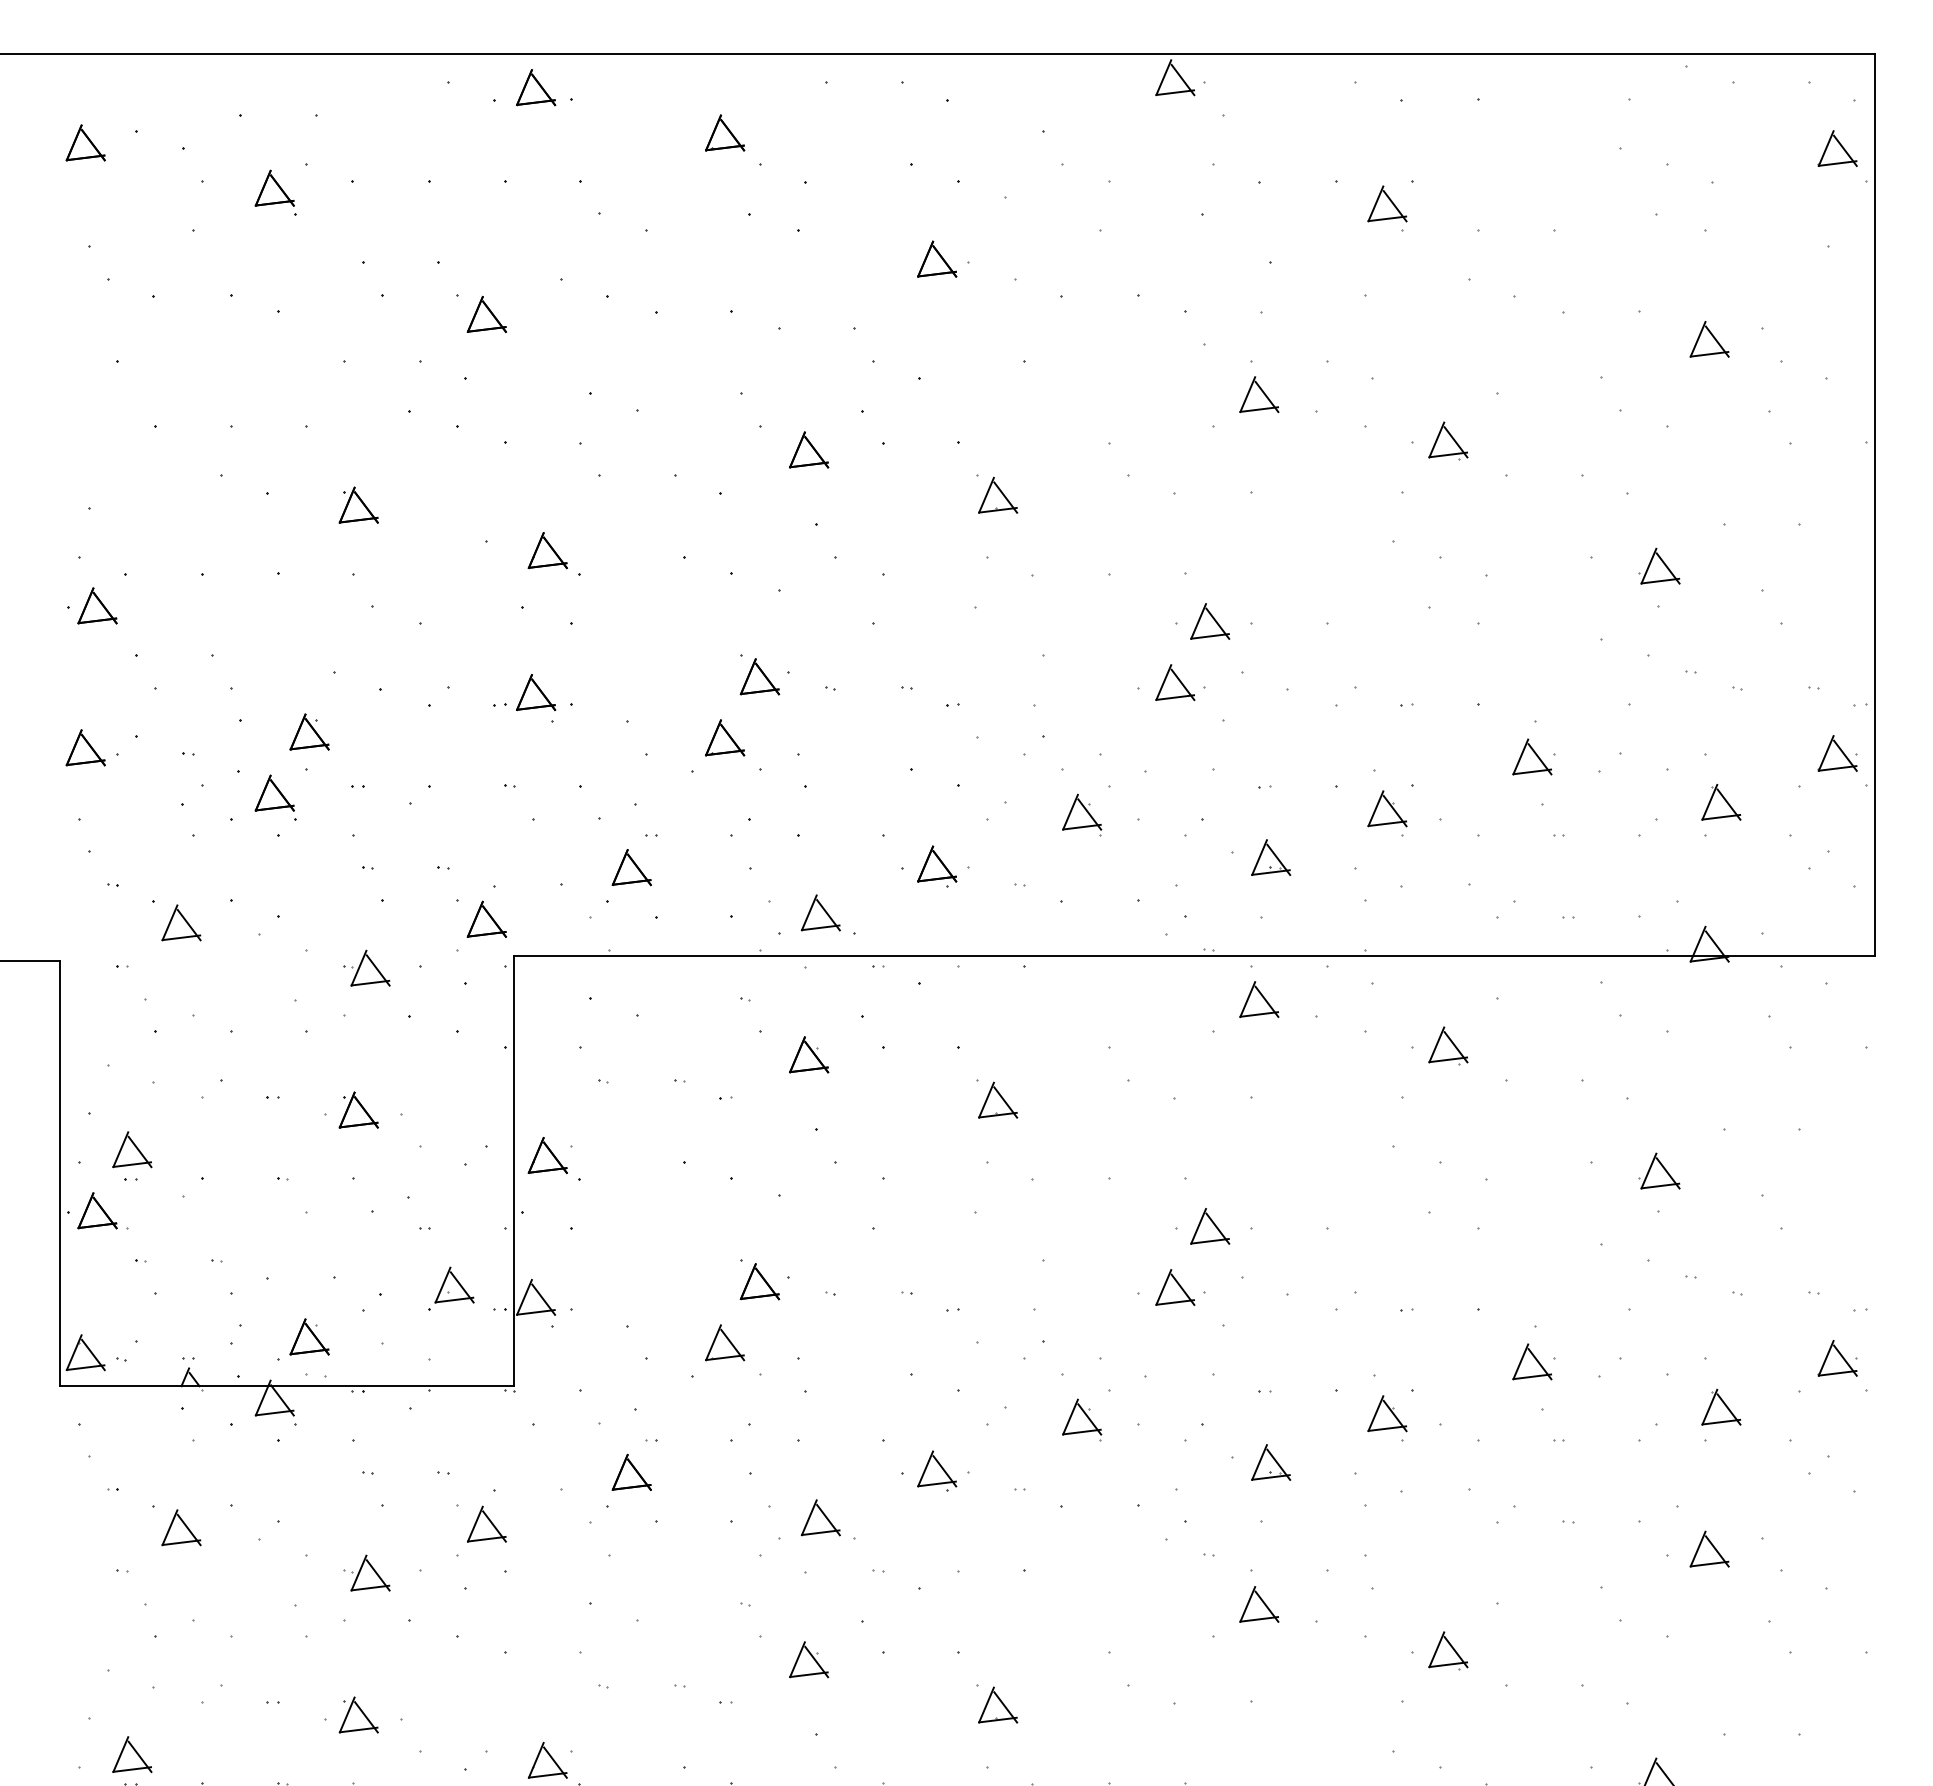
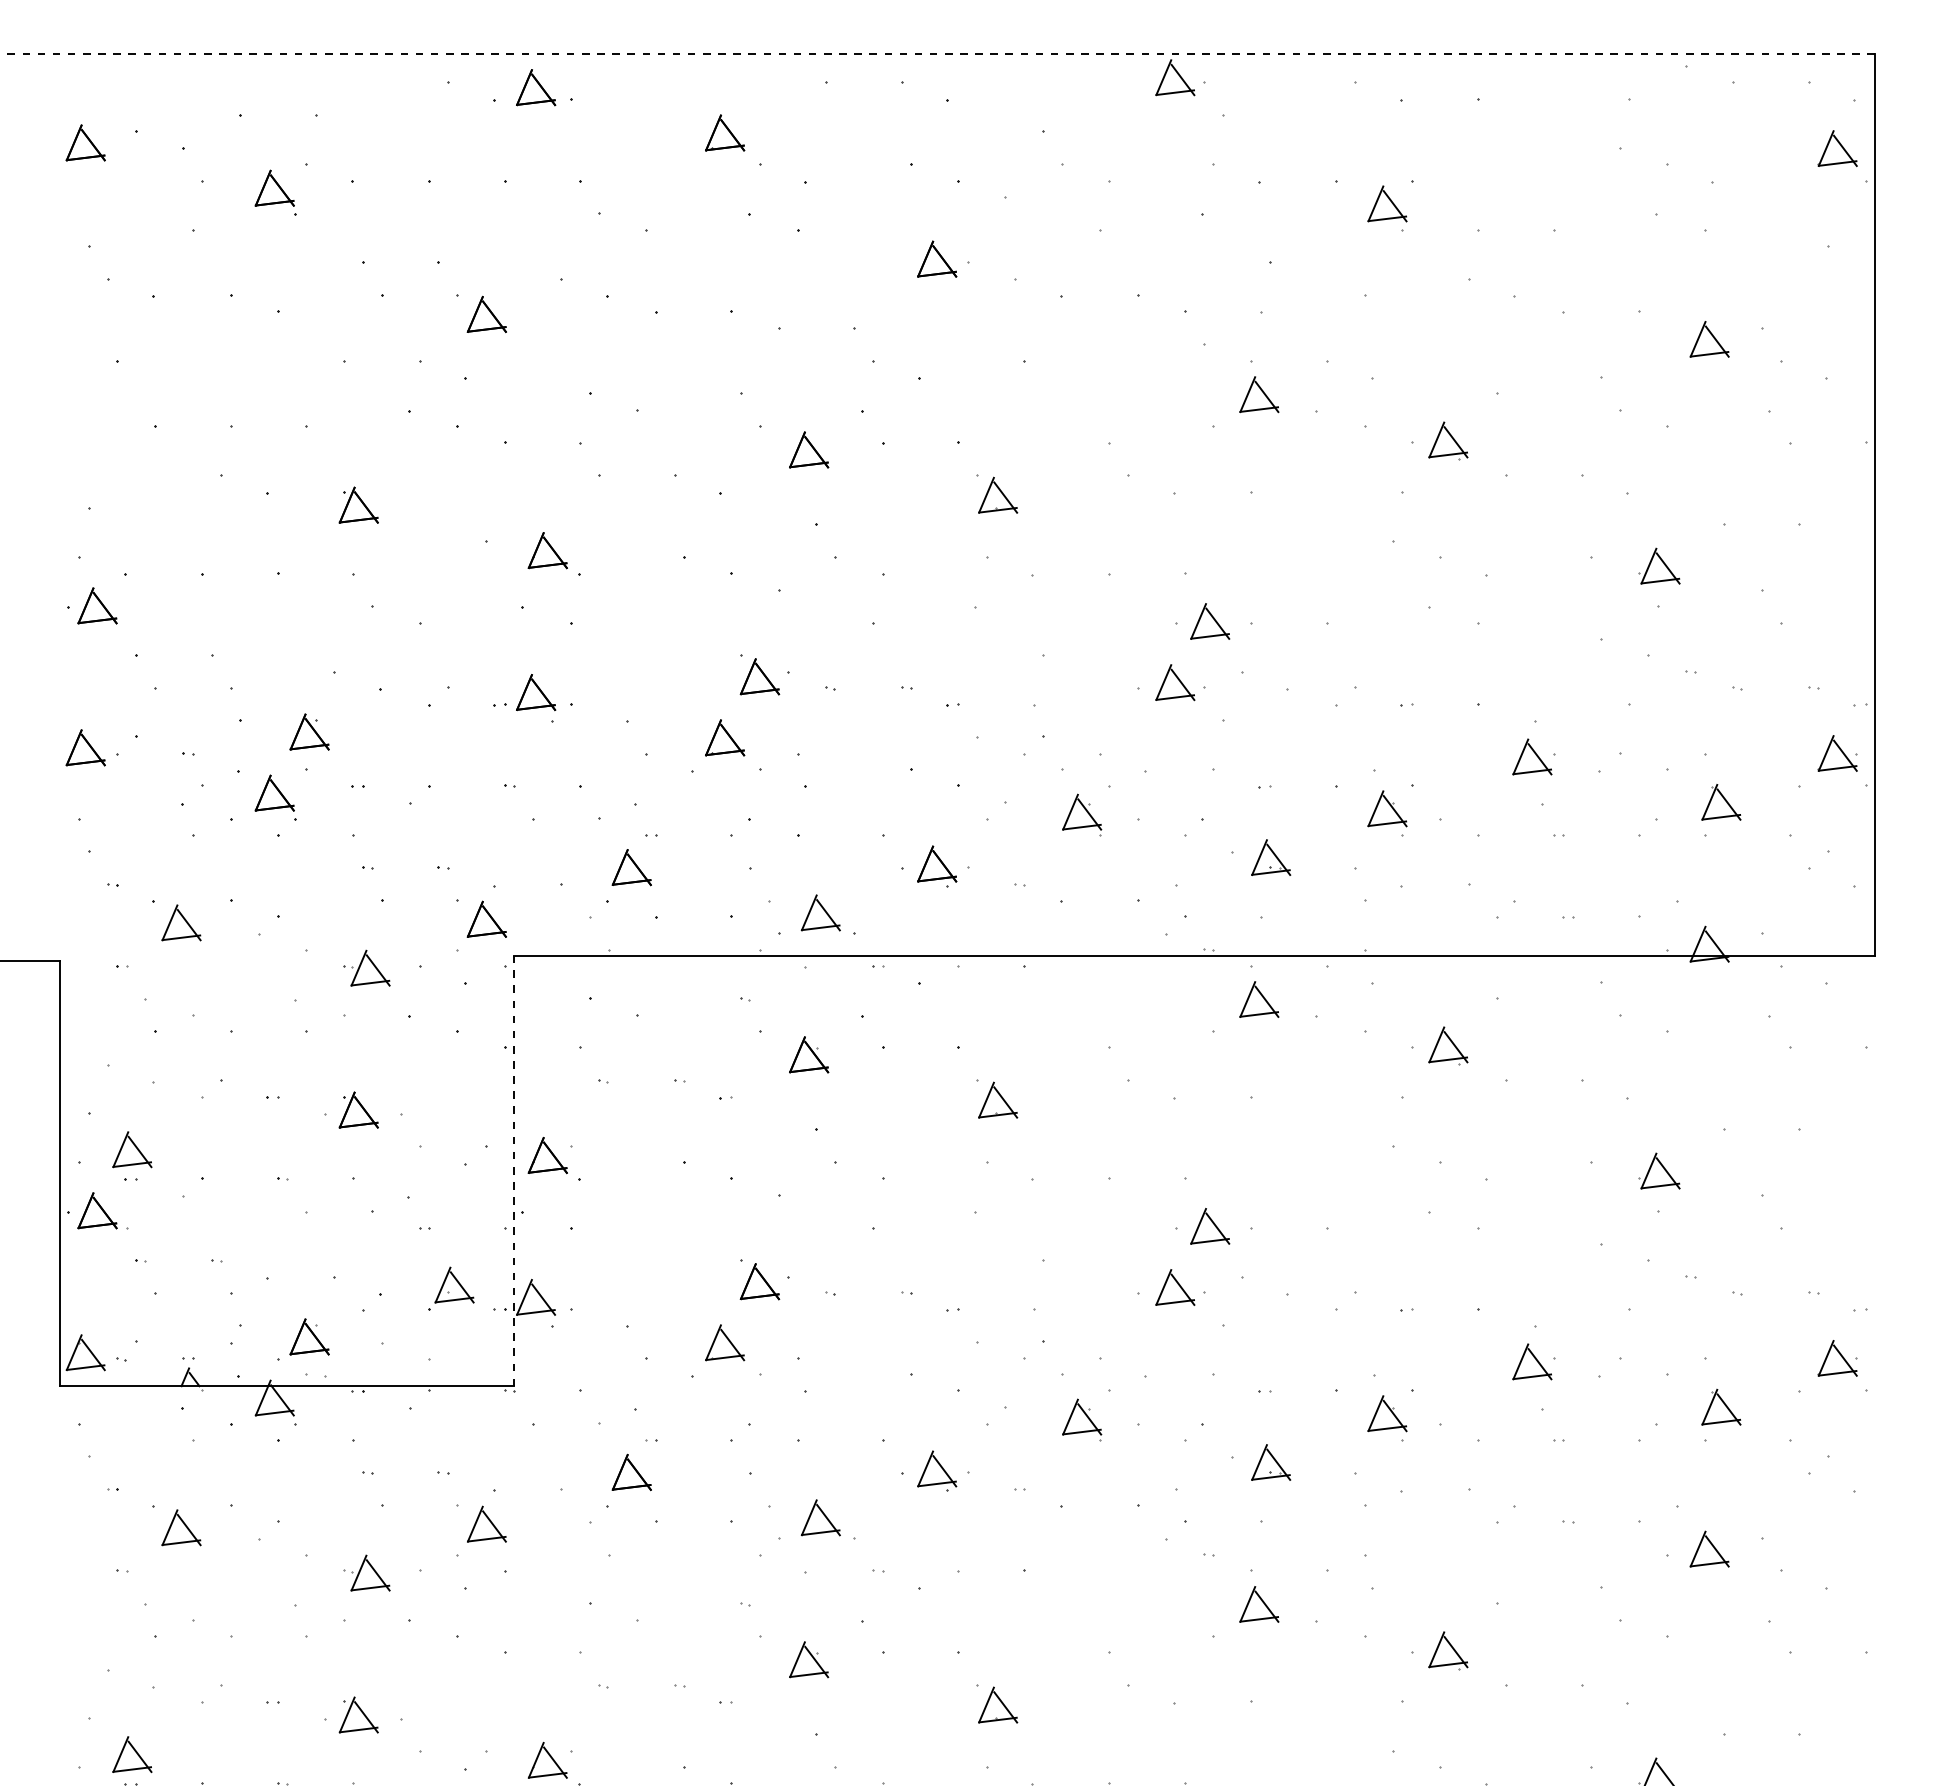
line: solid -> dashed (937, 53)
line: solid -> dashed (513, 1170)
